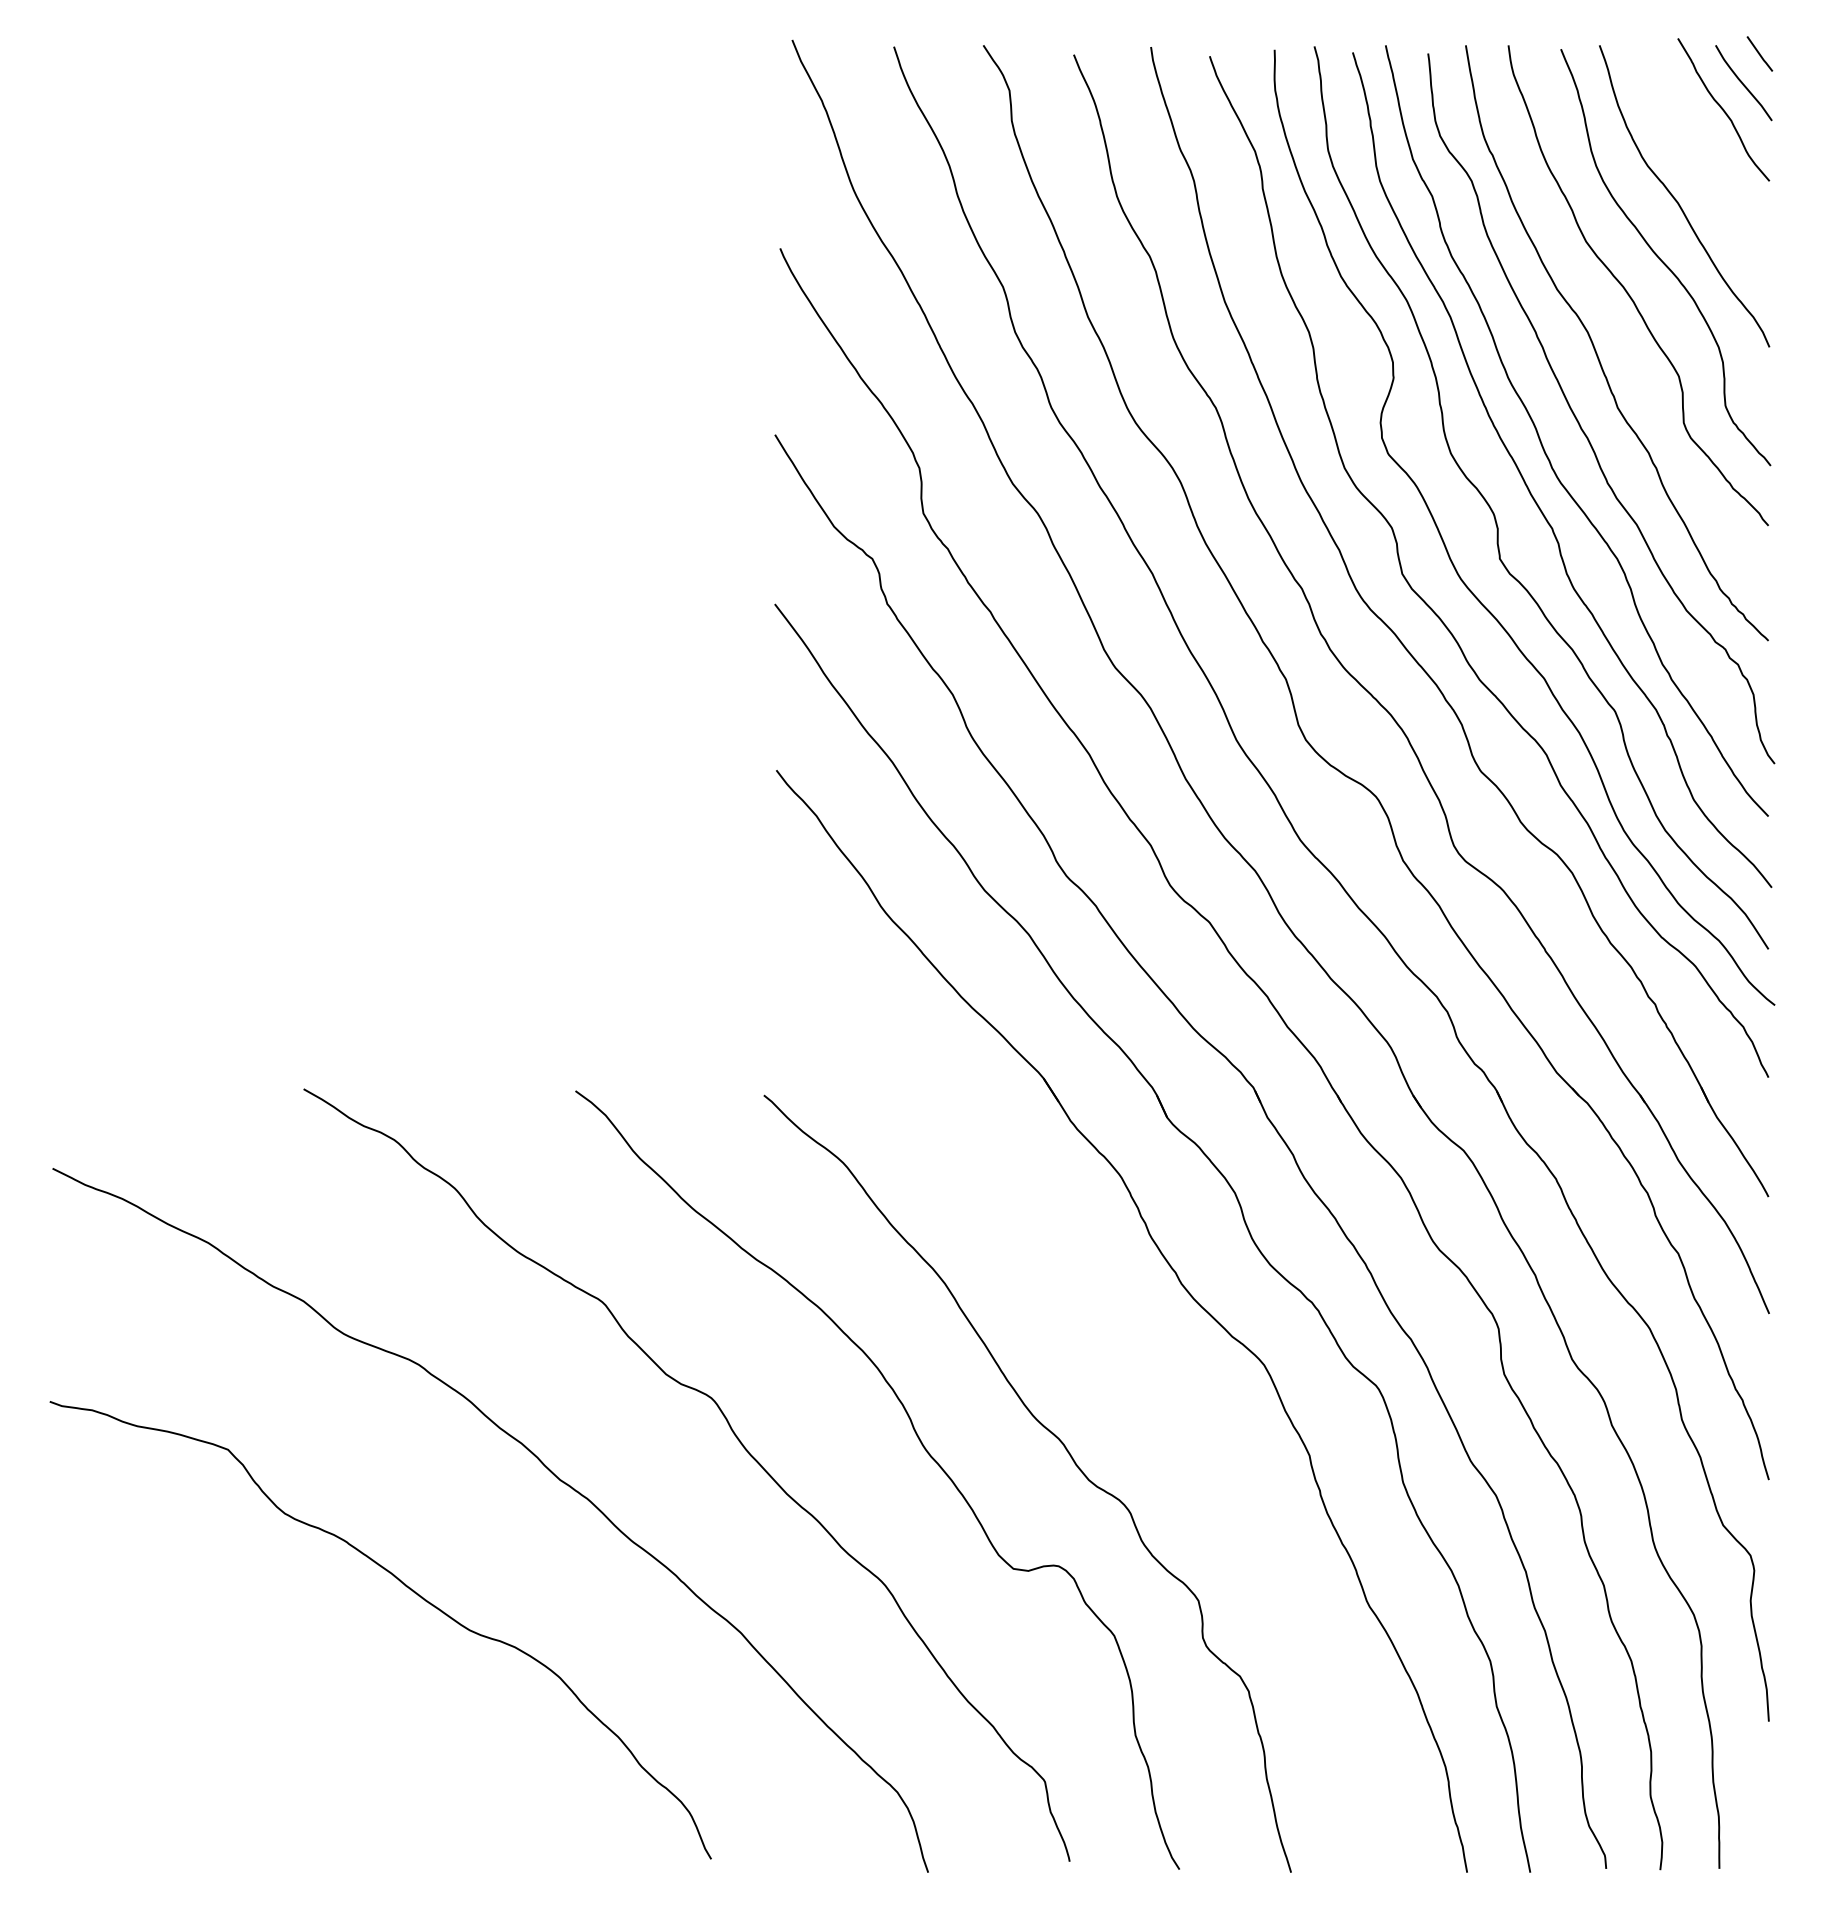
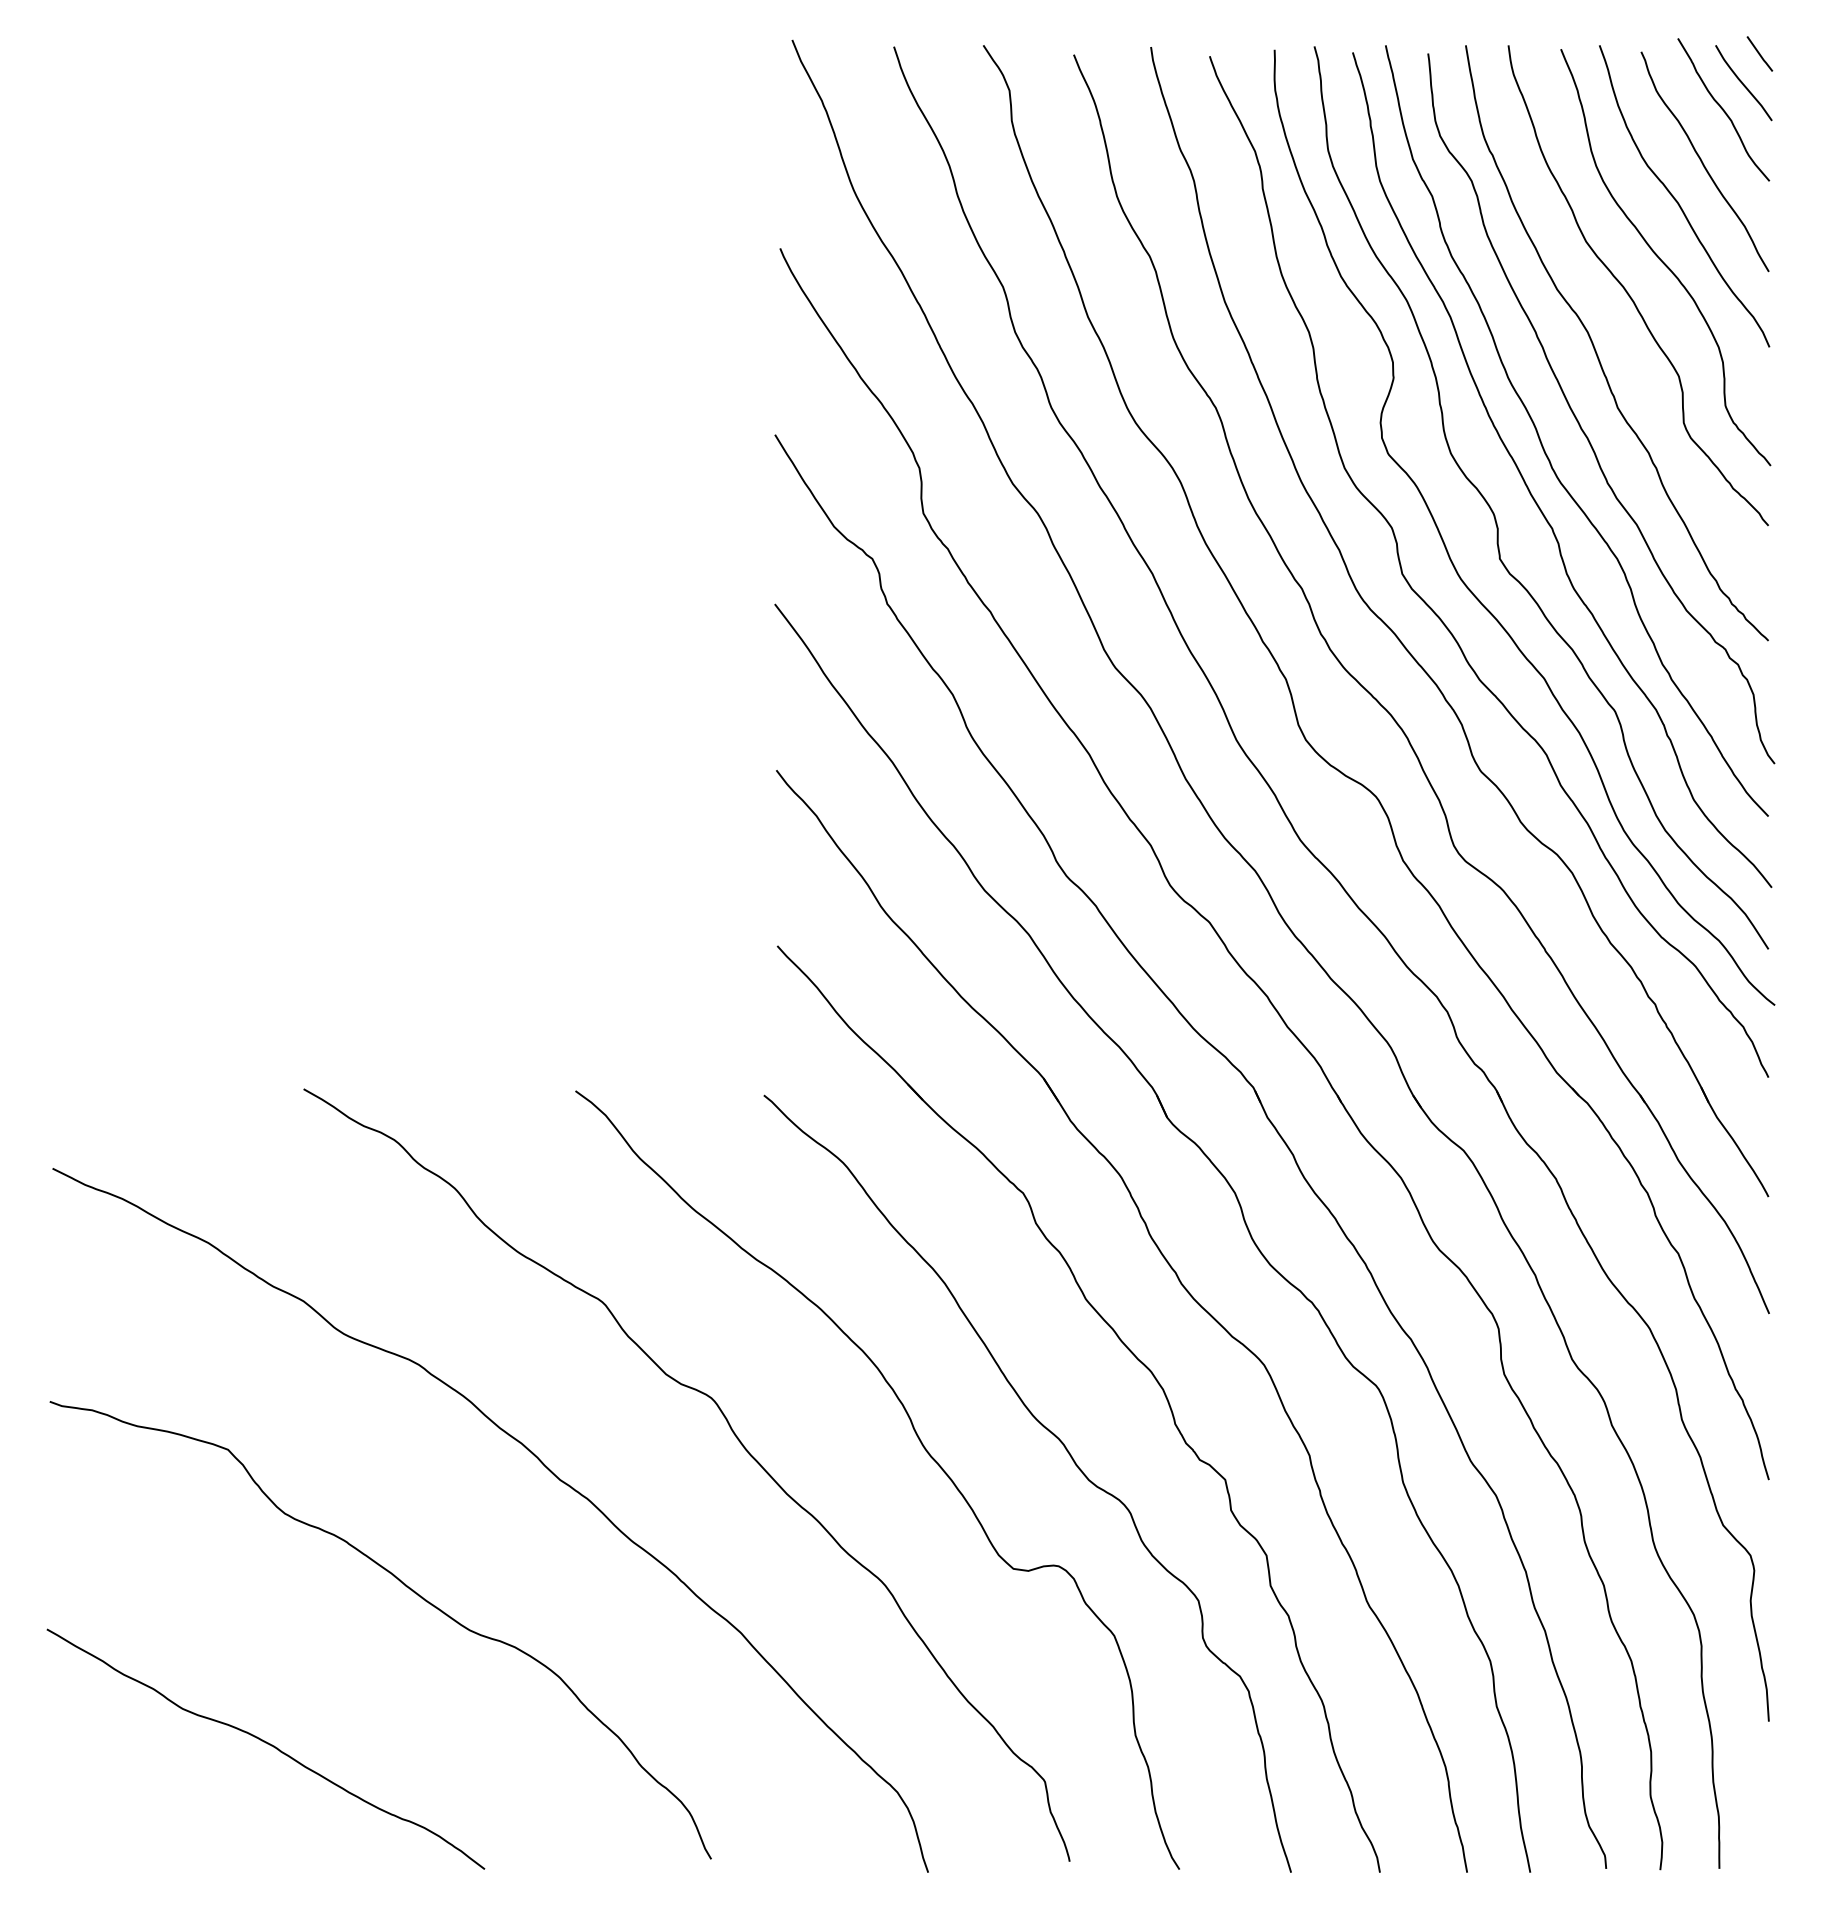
curve: none -> present (1703, 162)
part: none -> present (1136, 1359)
curve: none -> present (267, 1744)
